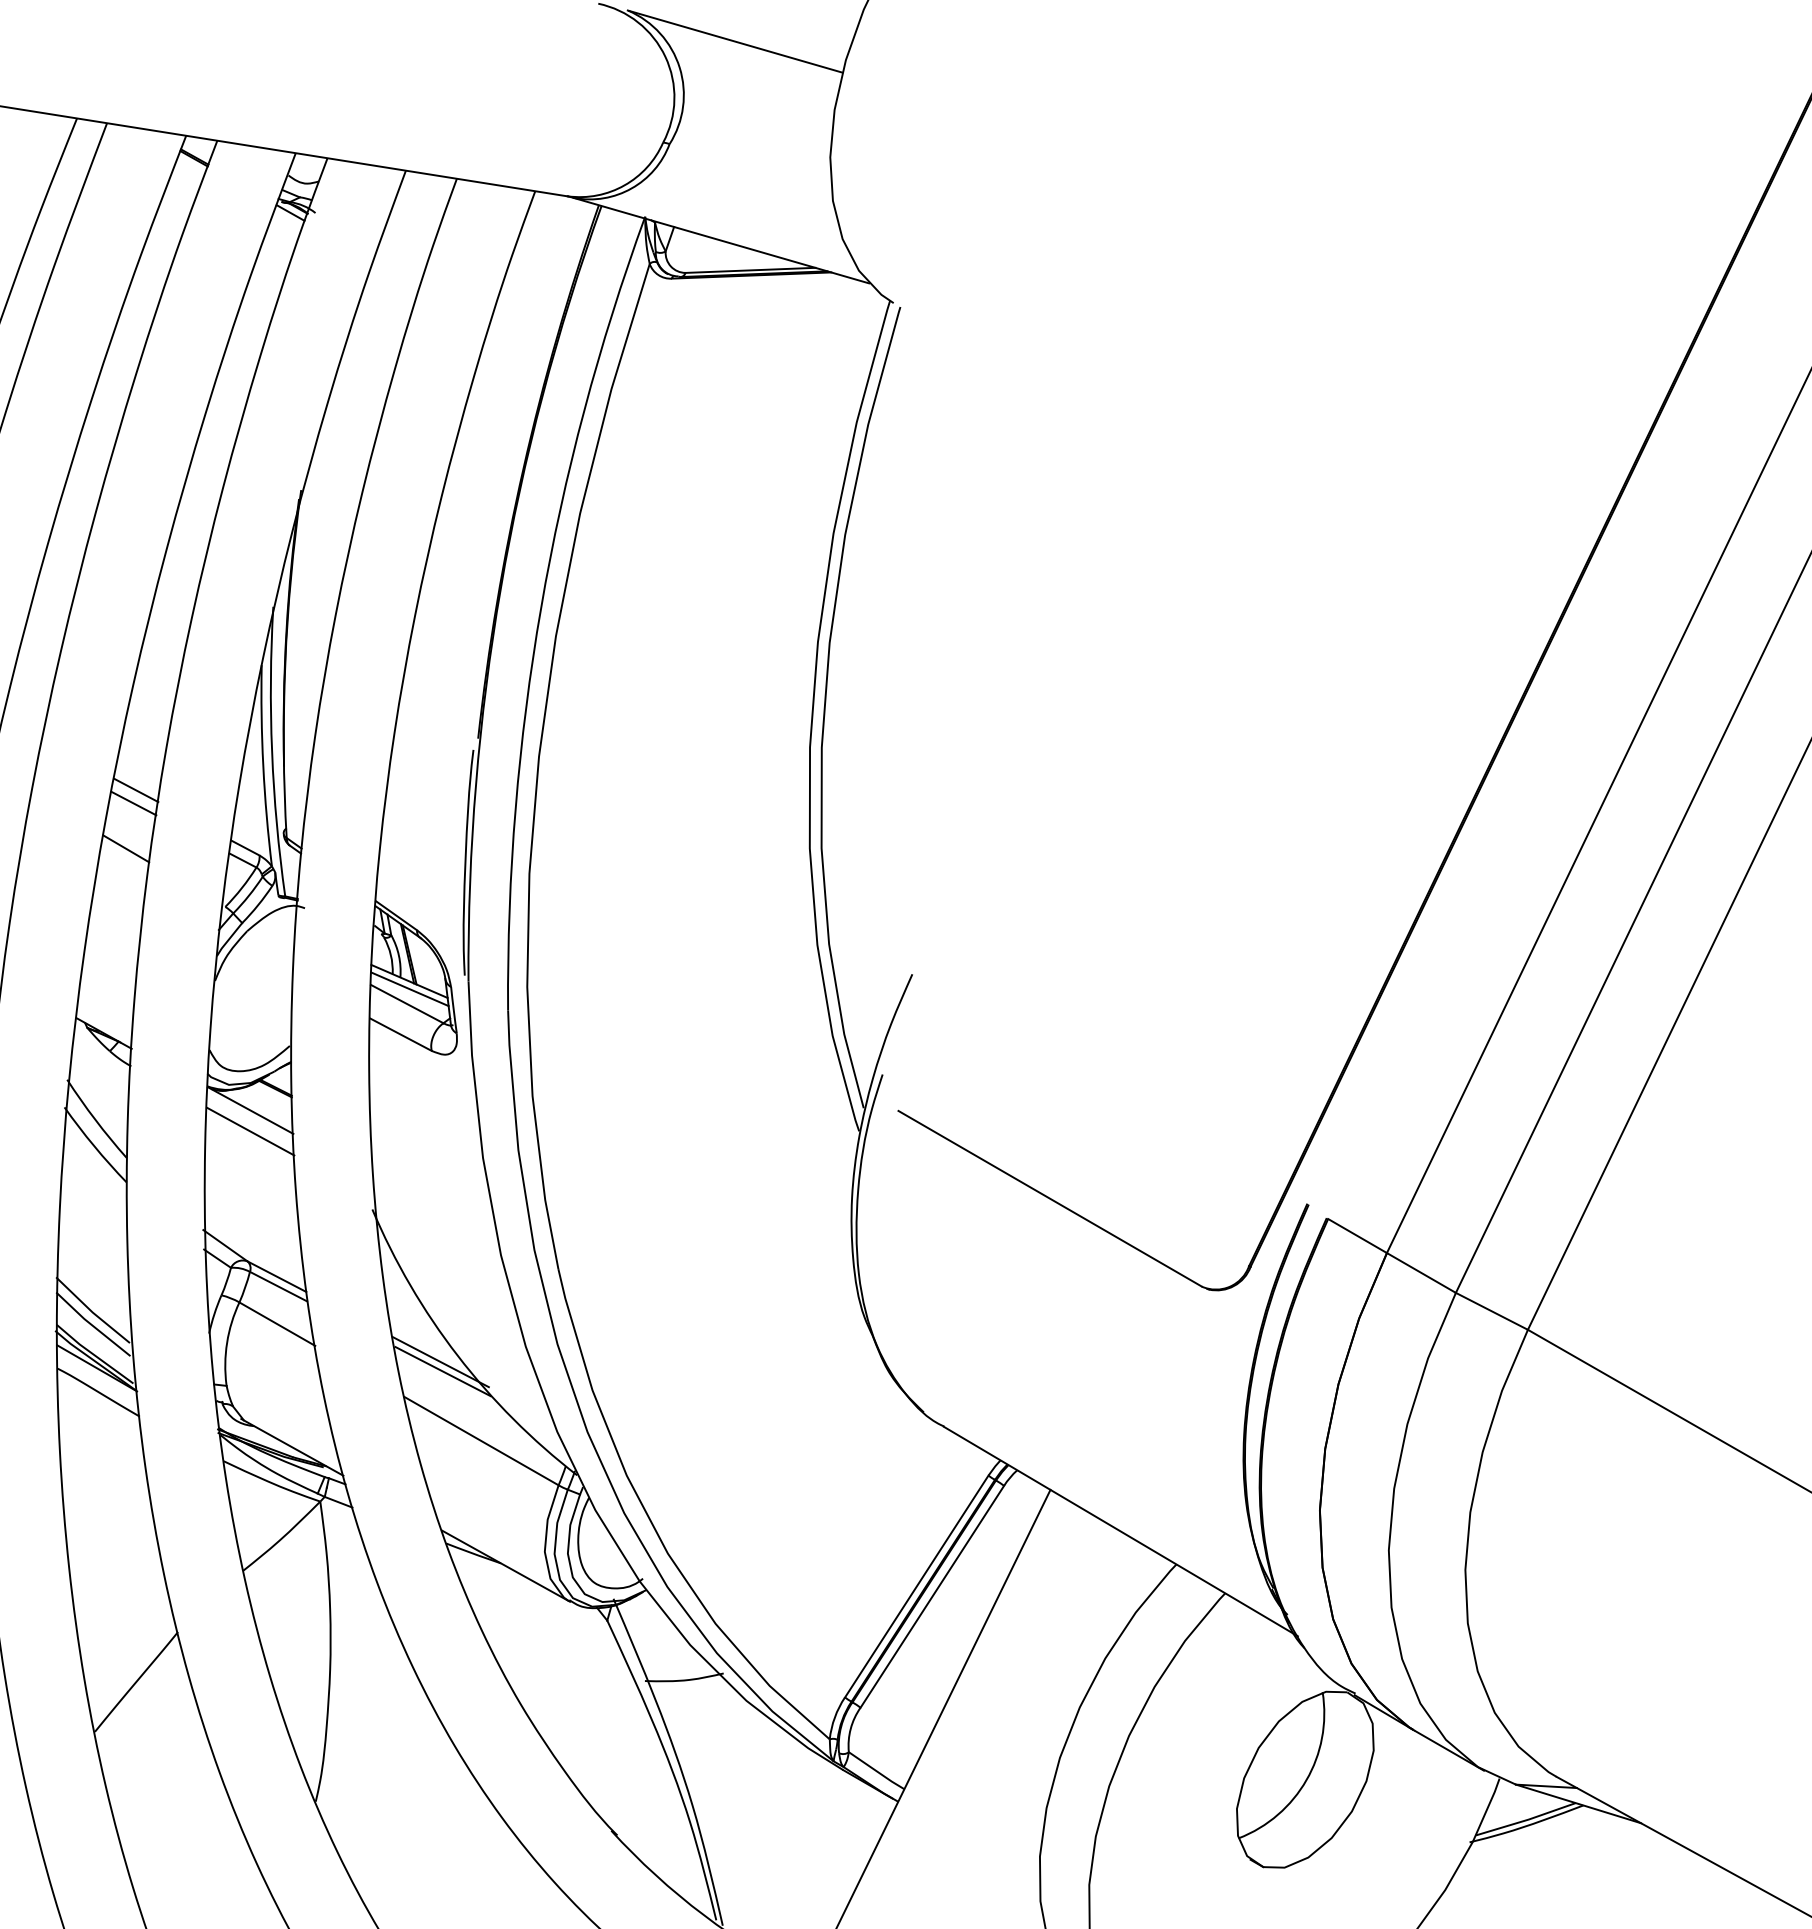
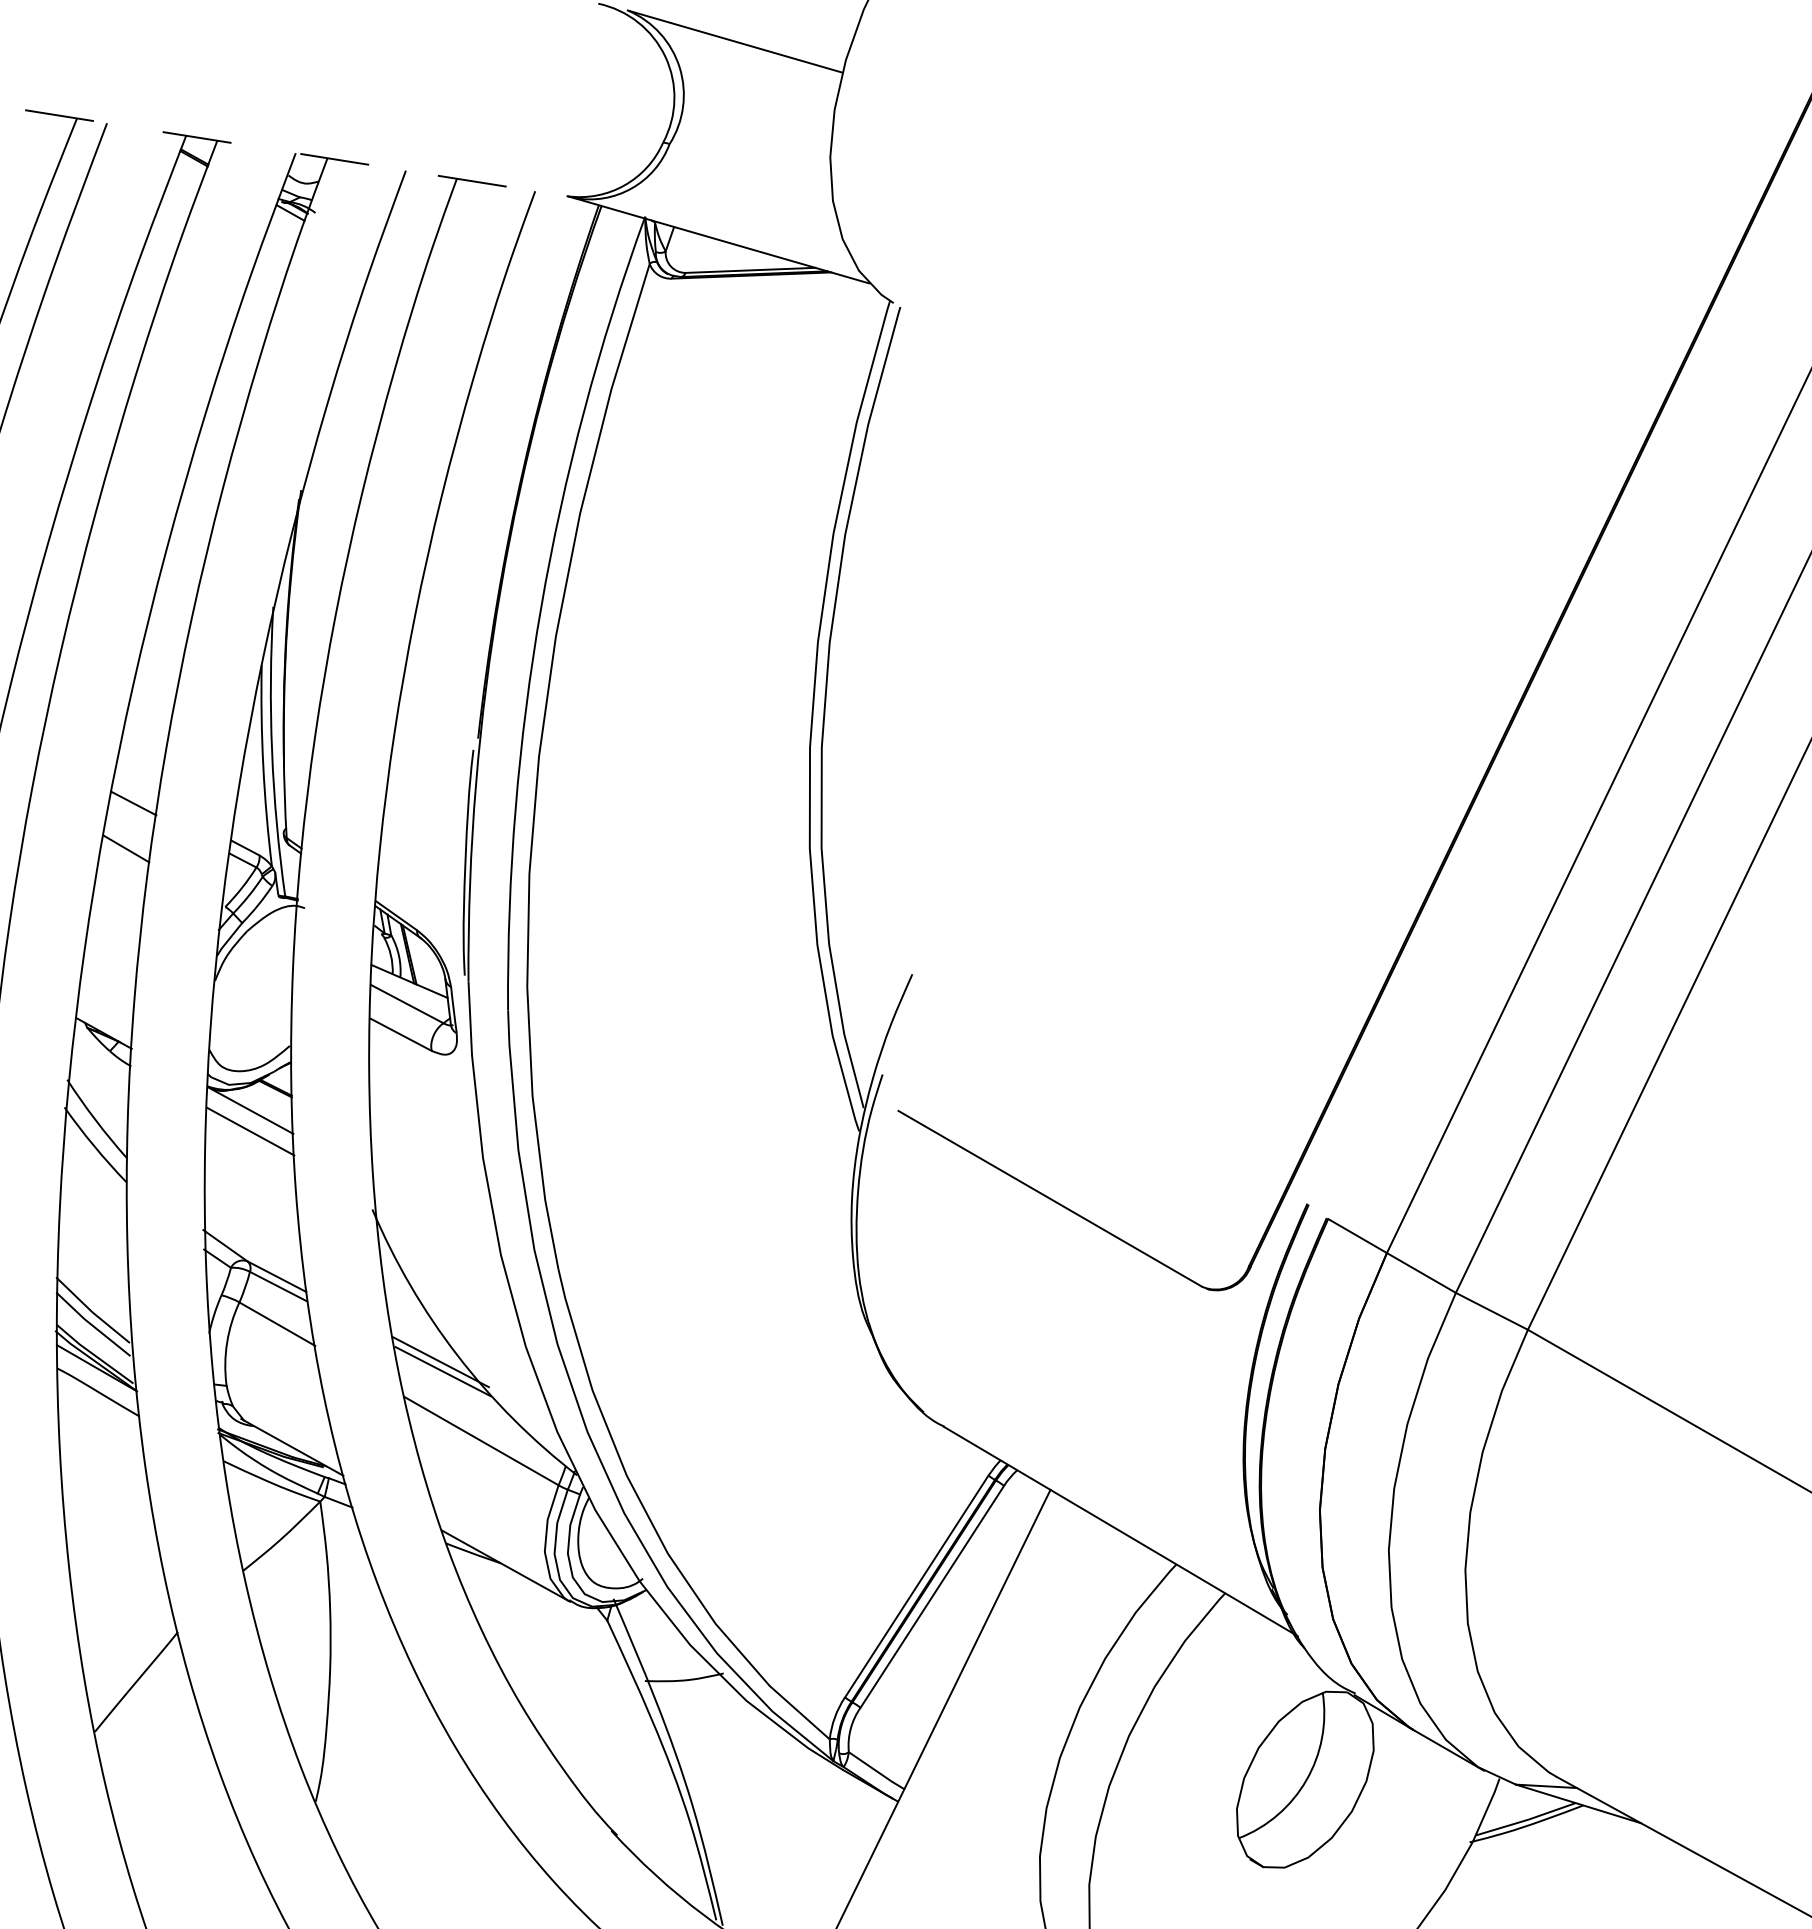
line: solid -> dashed (284, 151)
line: present -> none (136, 790)
line: present -> none (409, 989)
